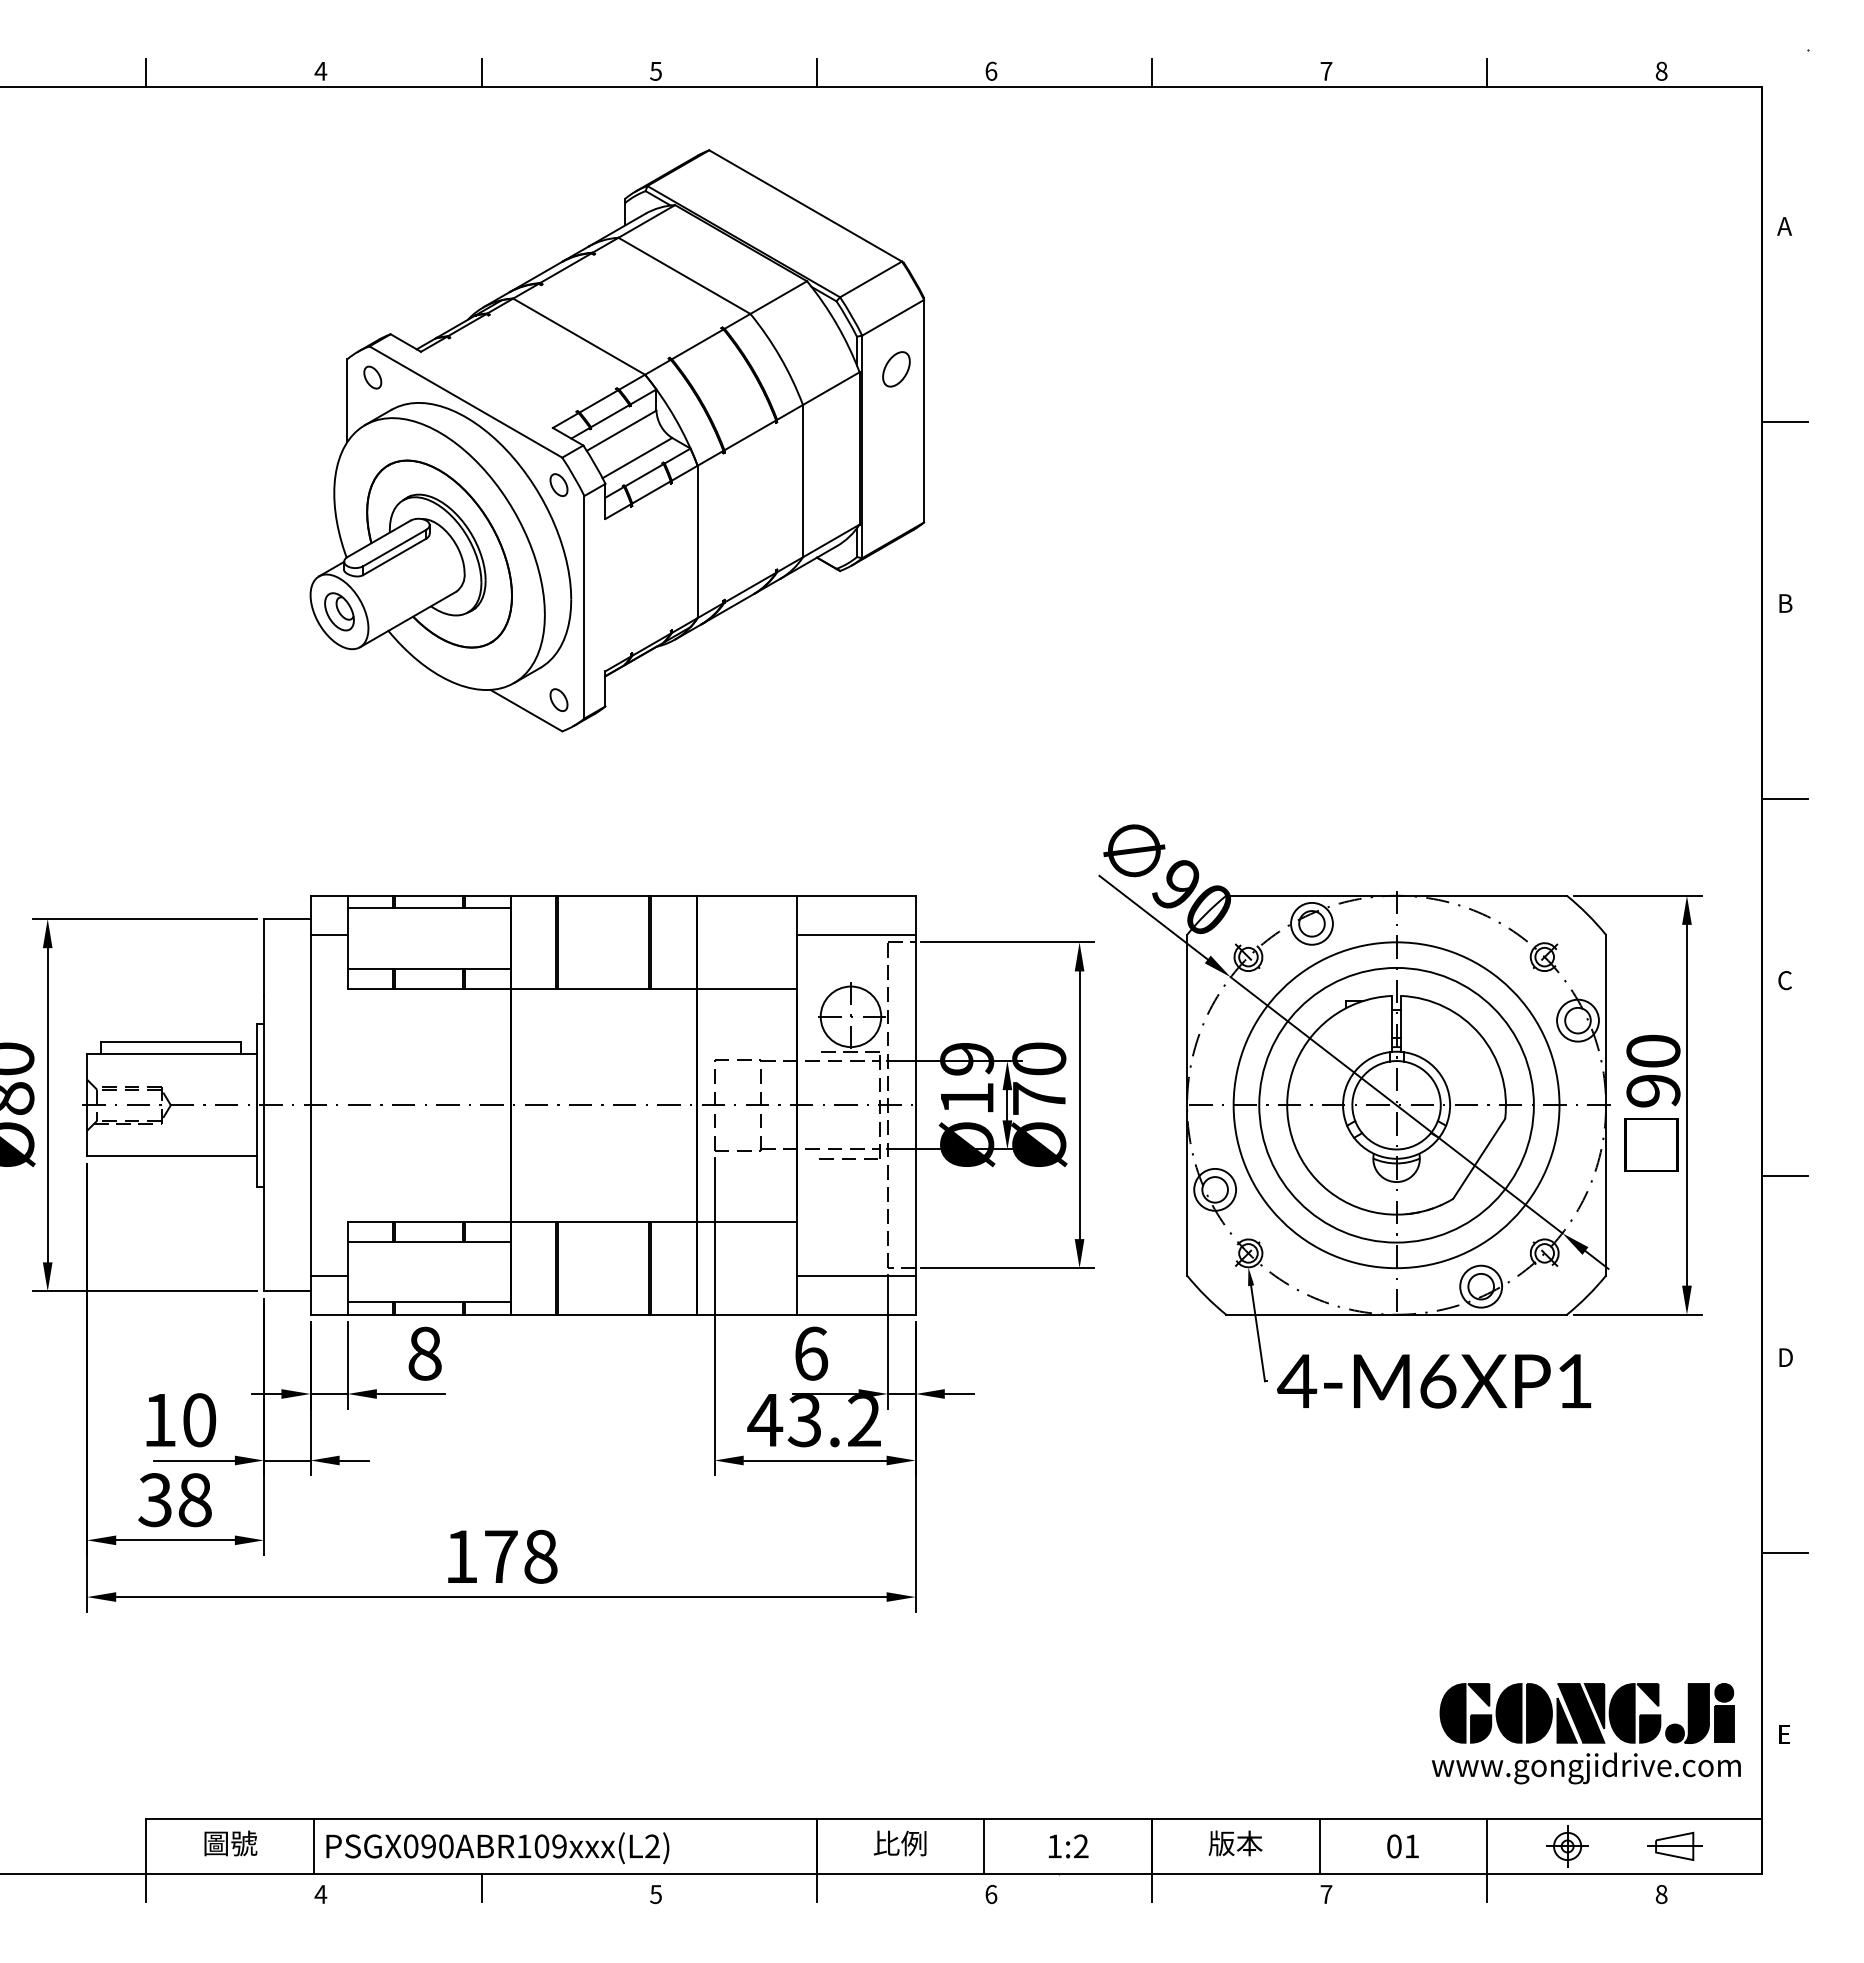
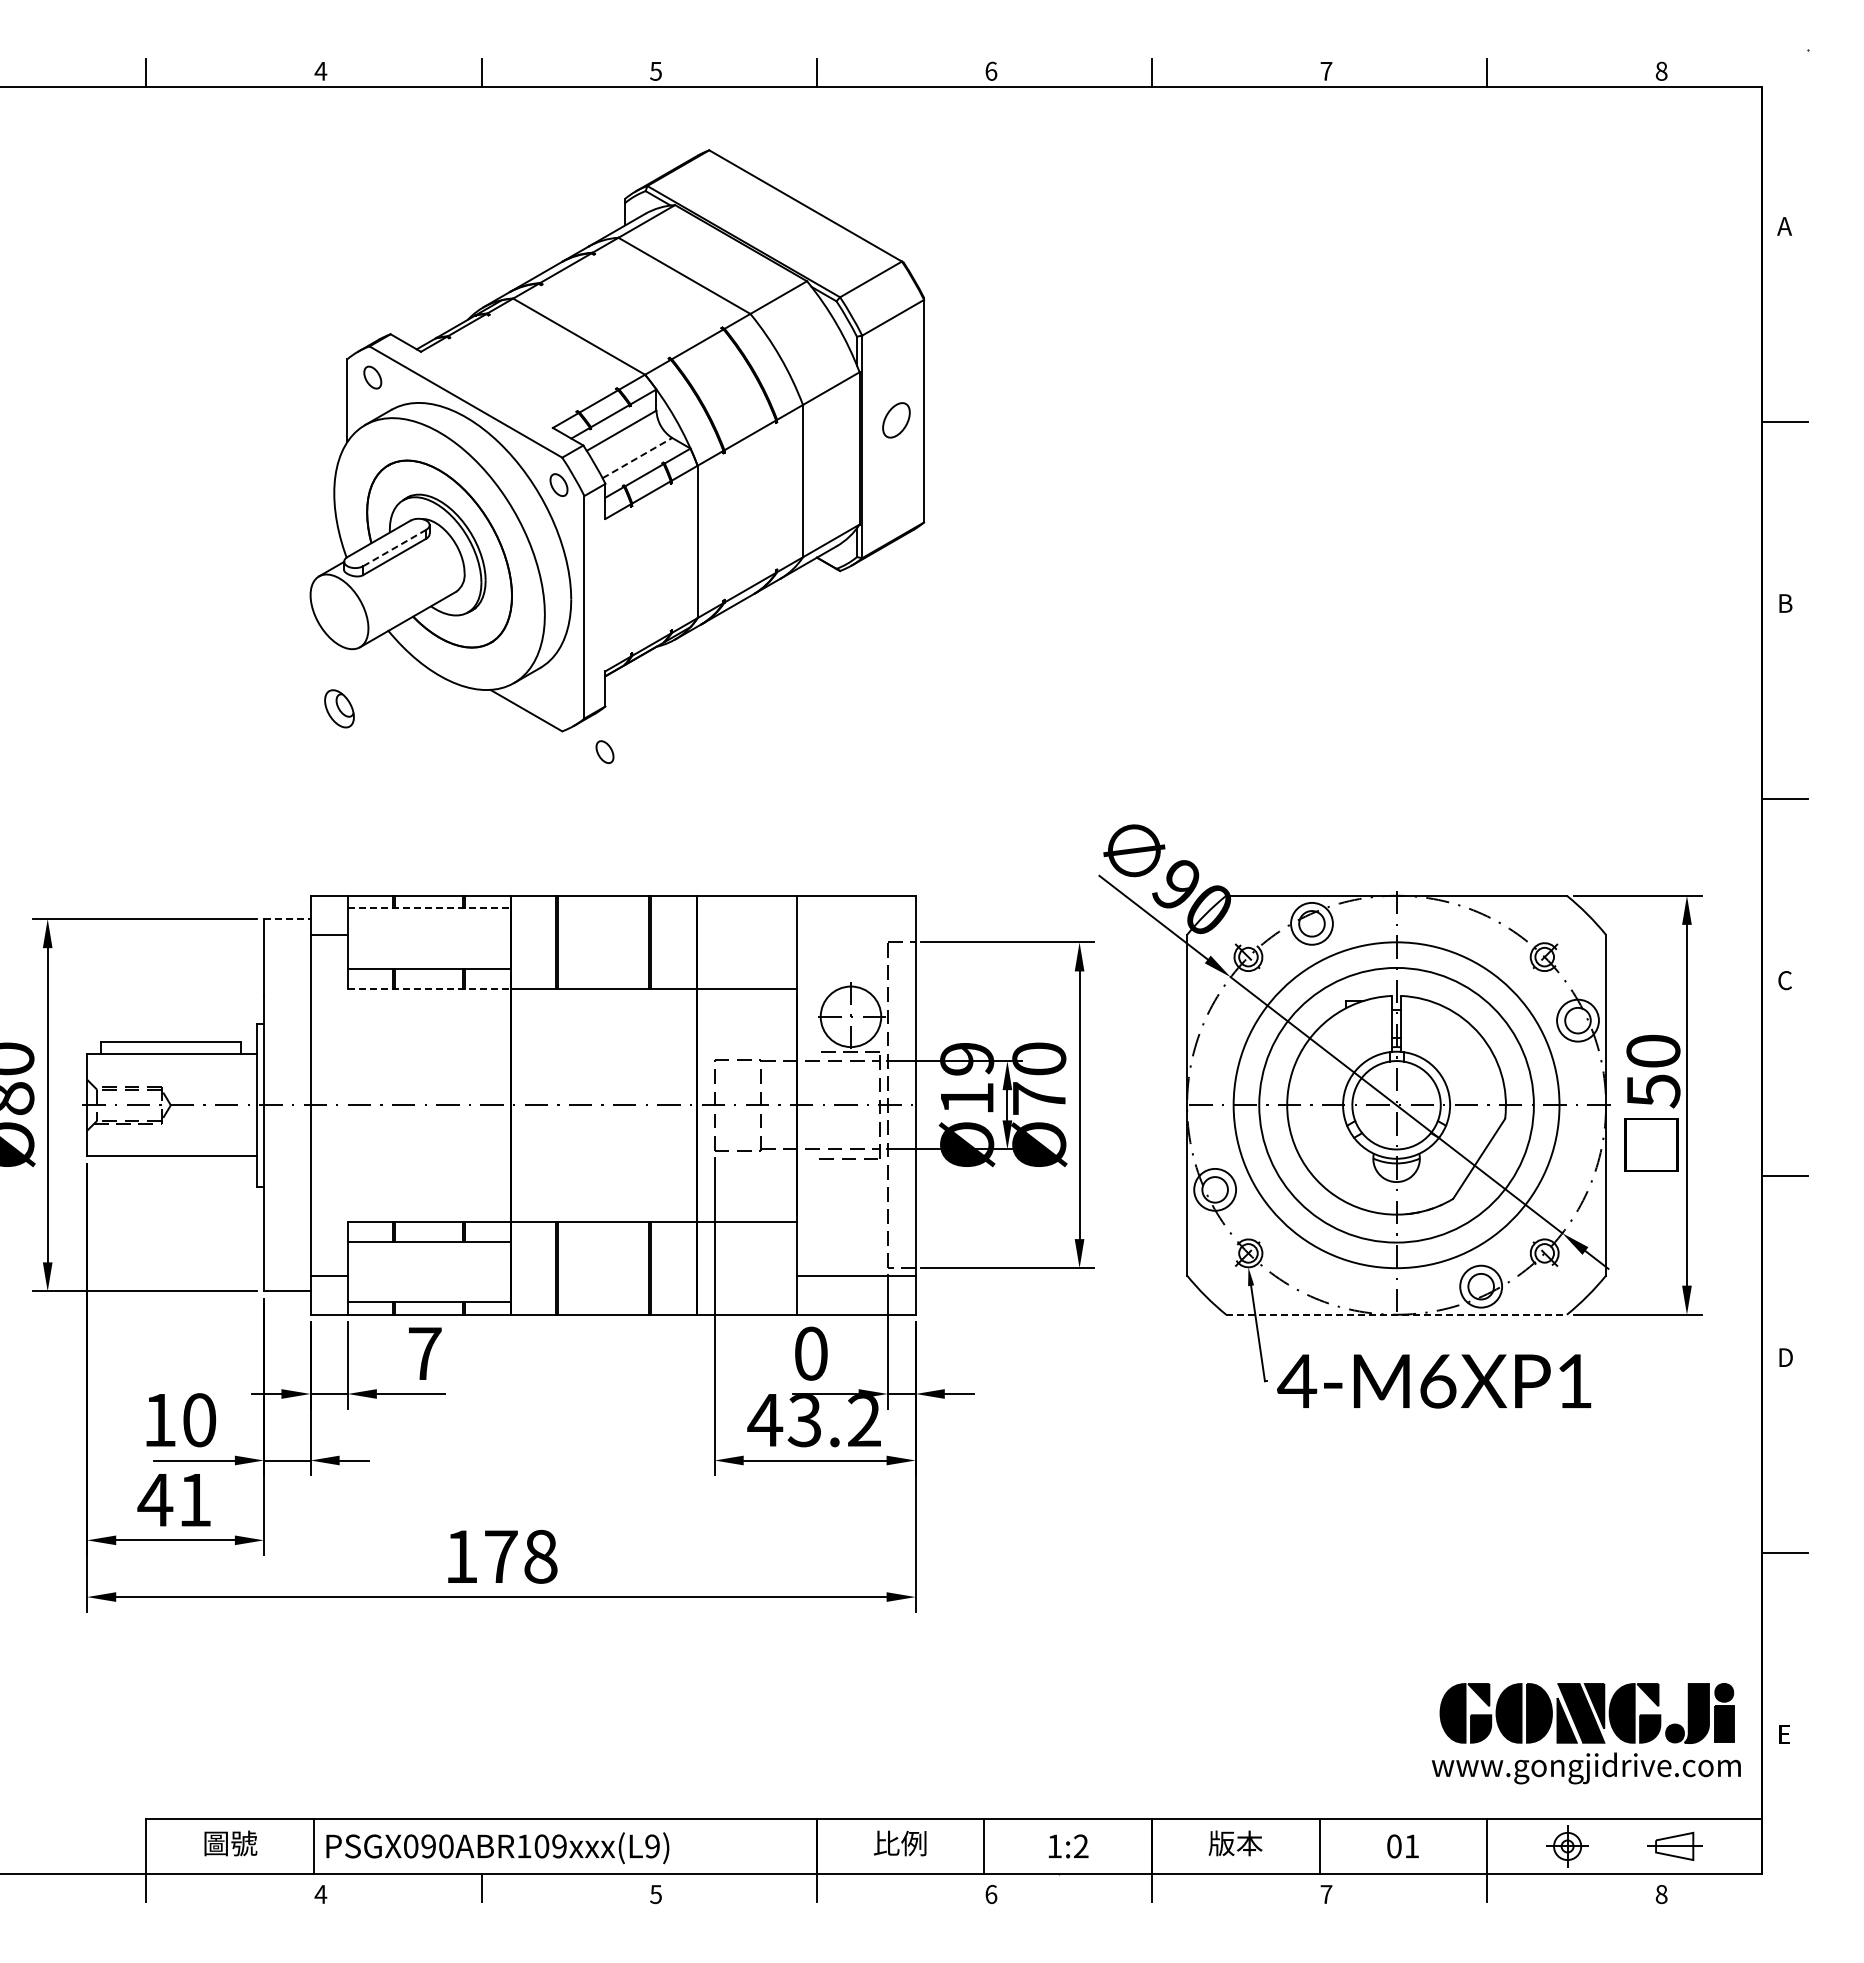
part position: (896, 369) -> (896, 420) (896, 420)
line: solid -> dashed (637, 457)
line: solid -> dashed (395, 547)
part position: (339, 611) -> (339, 708) (339, 708)
part position: (558, 699) -> (604, 751) (604, 751)
line: solid -> dashed (429, 908)
line: solid -> dashed (287, 919)
line: present -> none (855, 934)
line: solid -> dashed (429, 988)
text: 90 -> 50 (1653, 1091)
line: solid -> dashed (1397, 1314)
text: 8 -> 7 (424, 1353)
text: 6 -> 0 (811, 1353)
text: 38 -> 41 (174, 1500)
text: PSGX090ABR109xxx(L2) -> PSGX090ABR109xxx(L9) (652, 1846)
